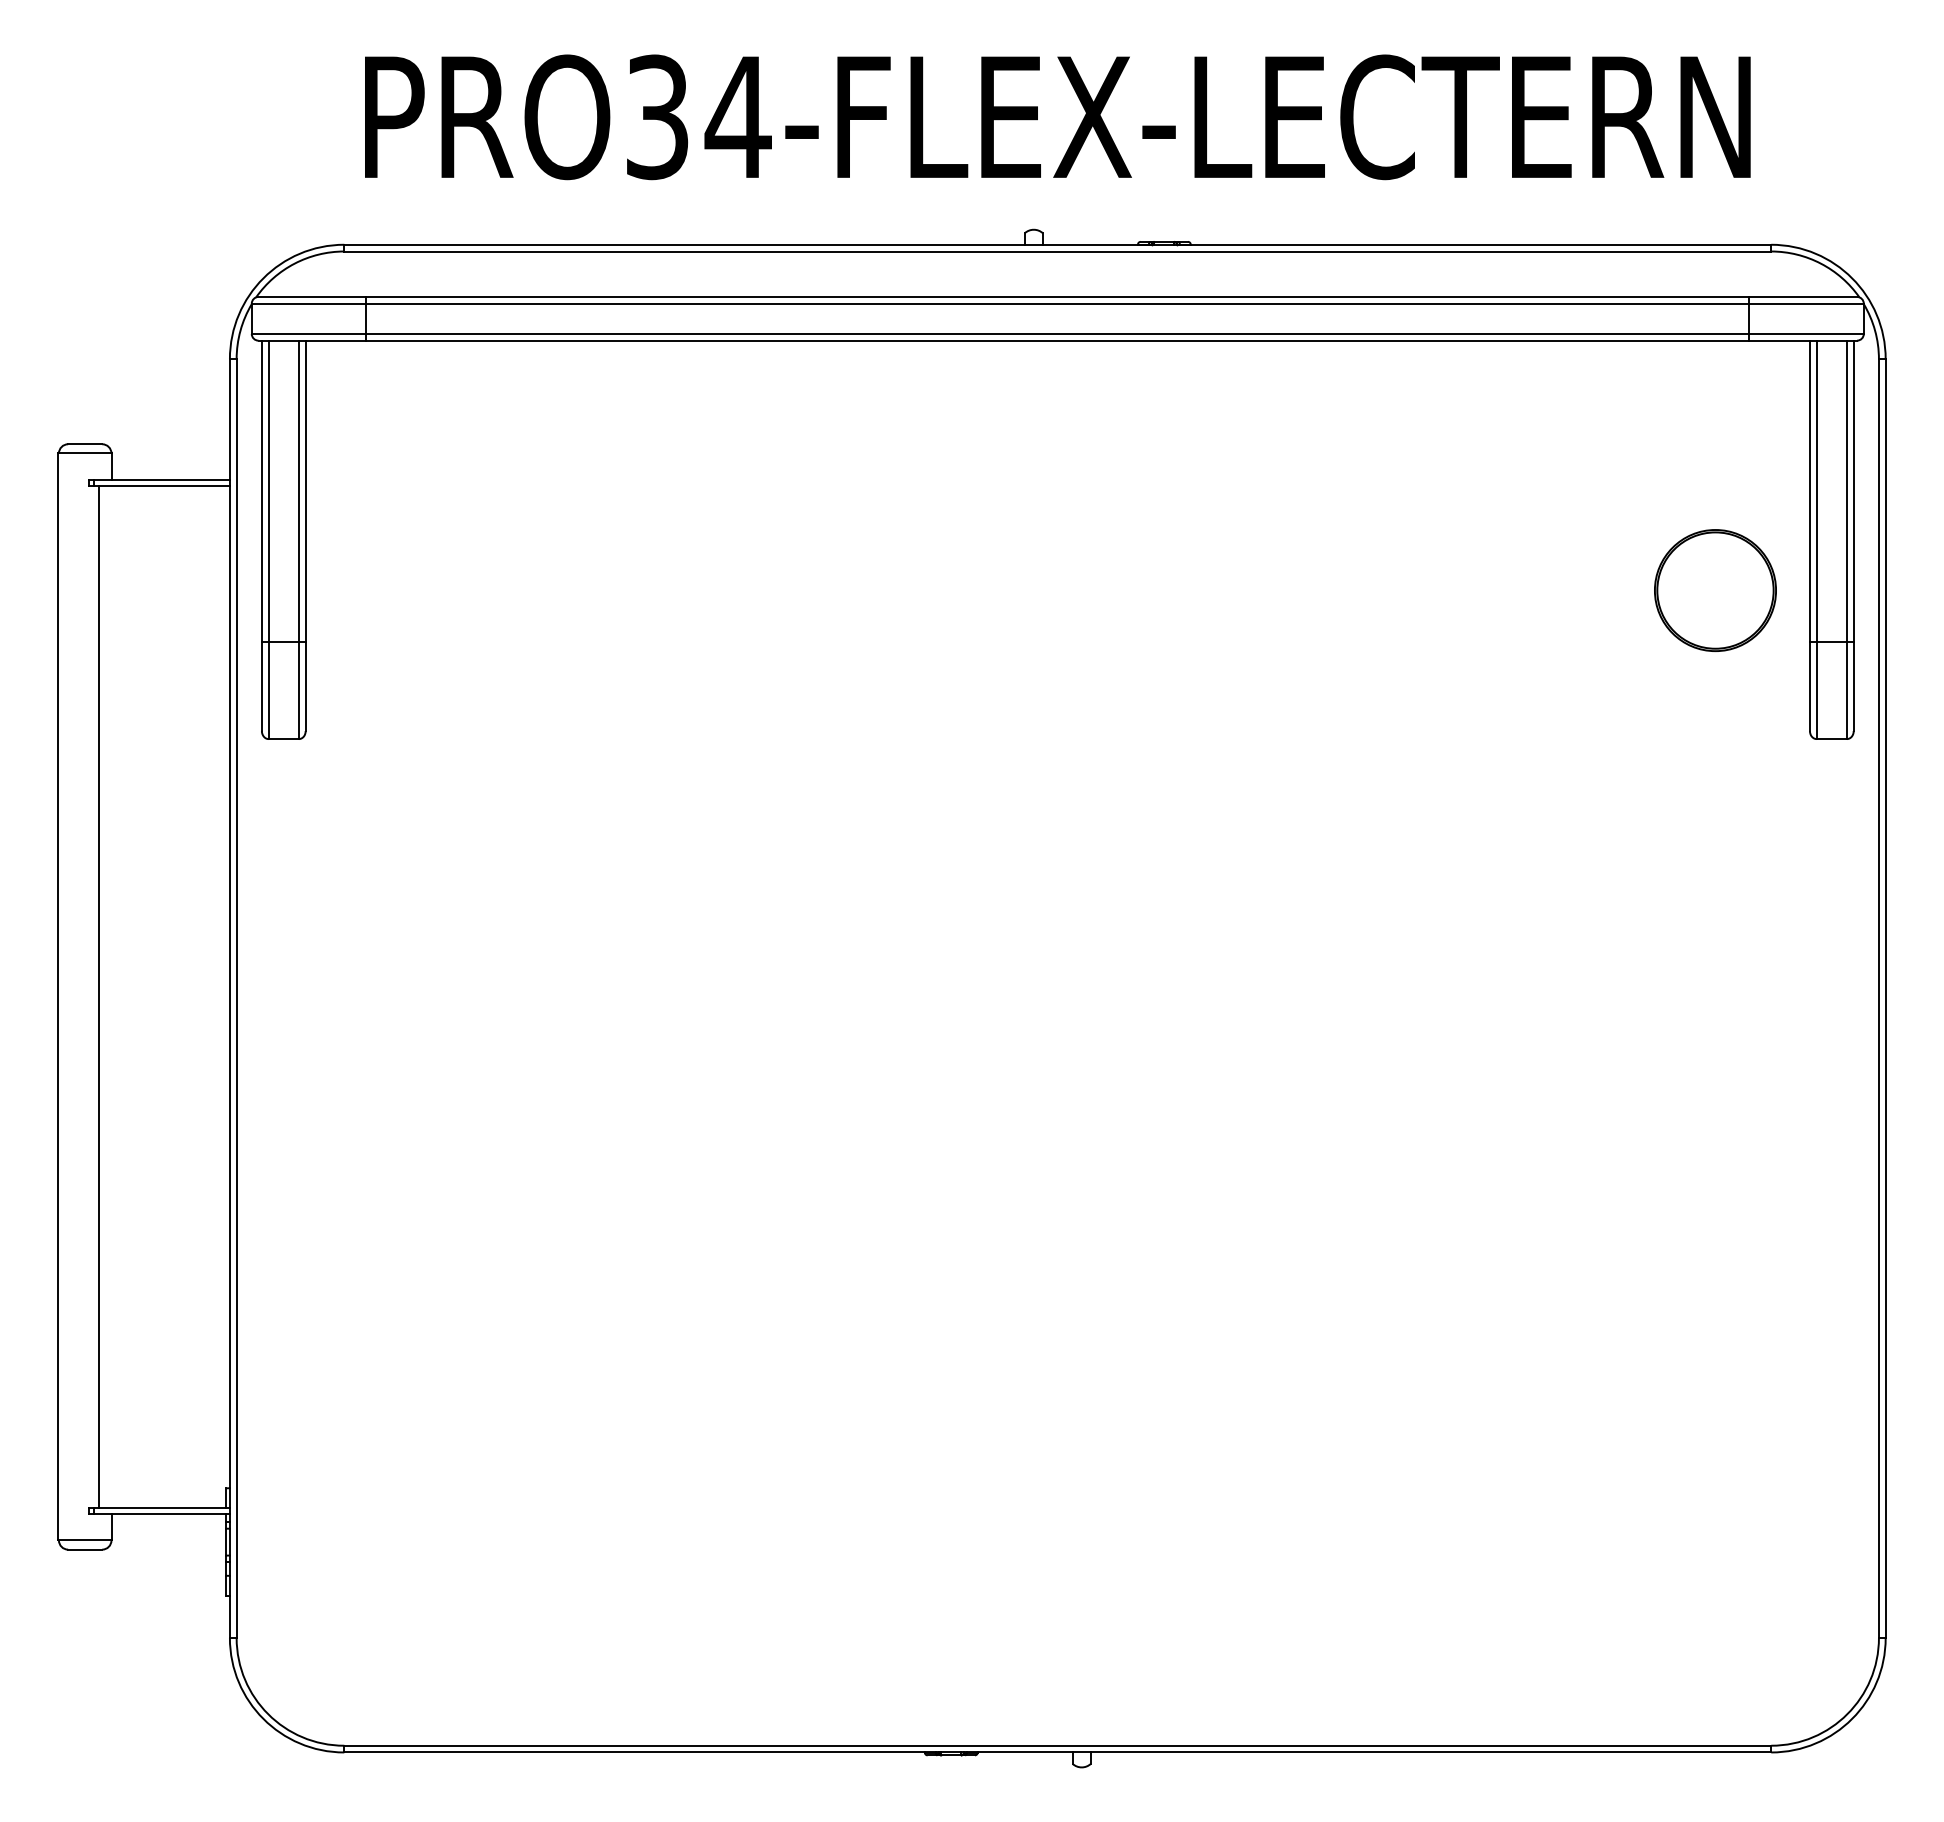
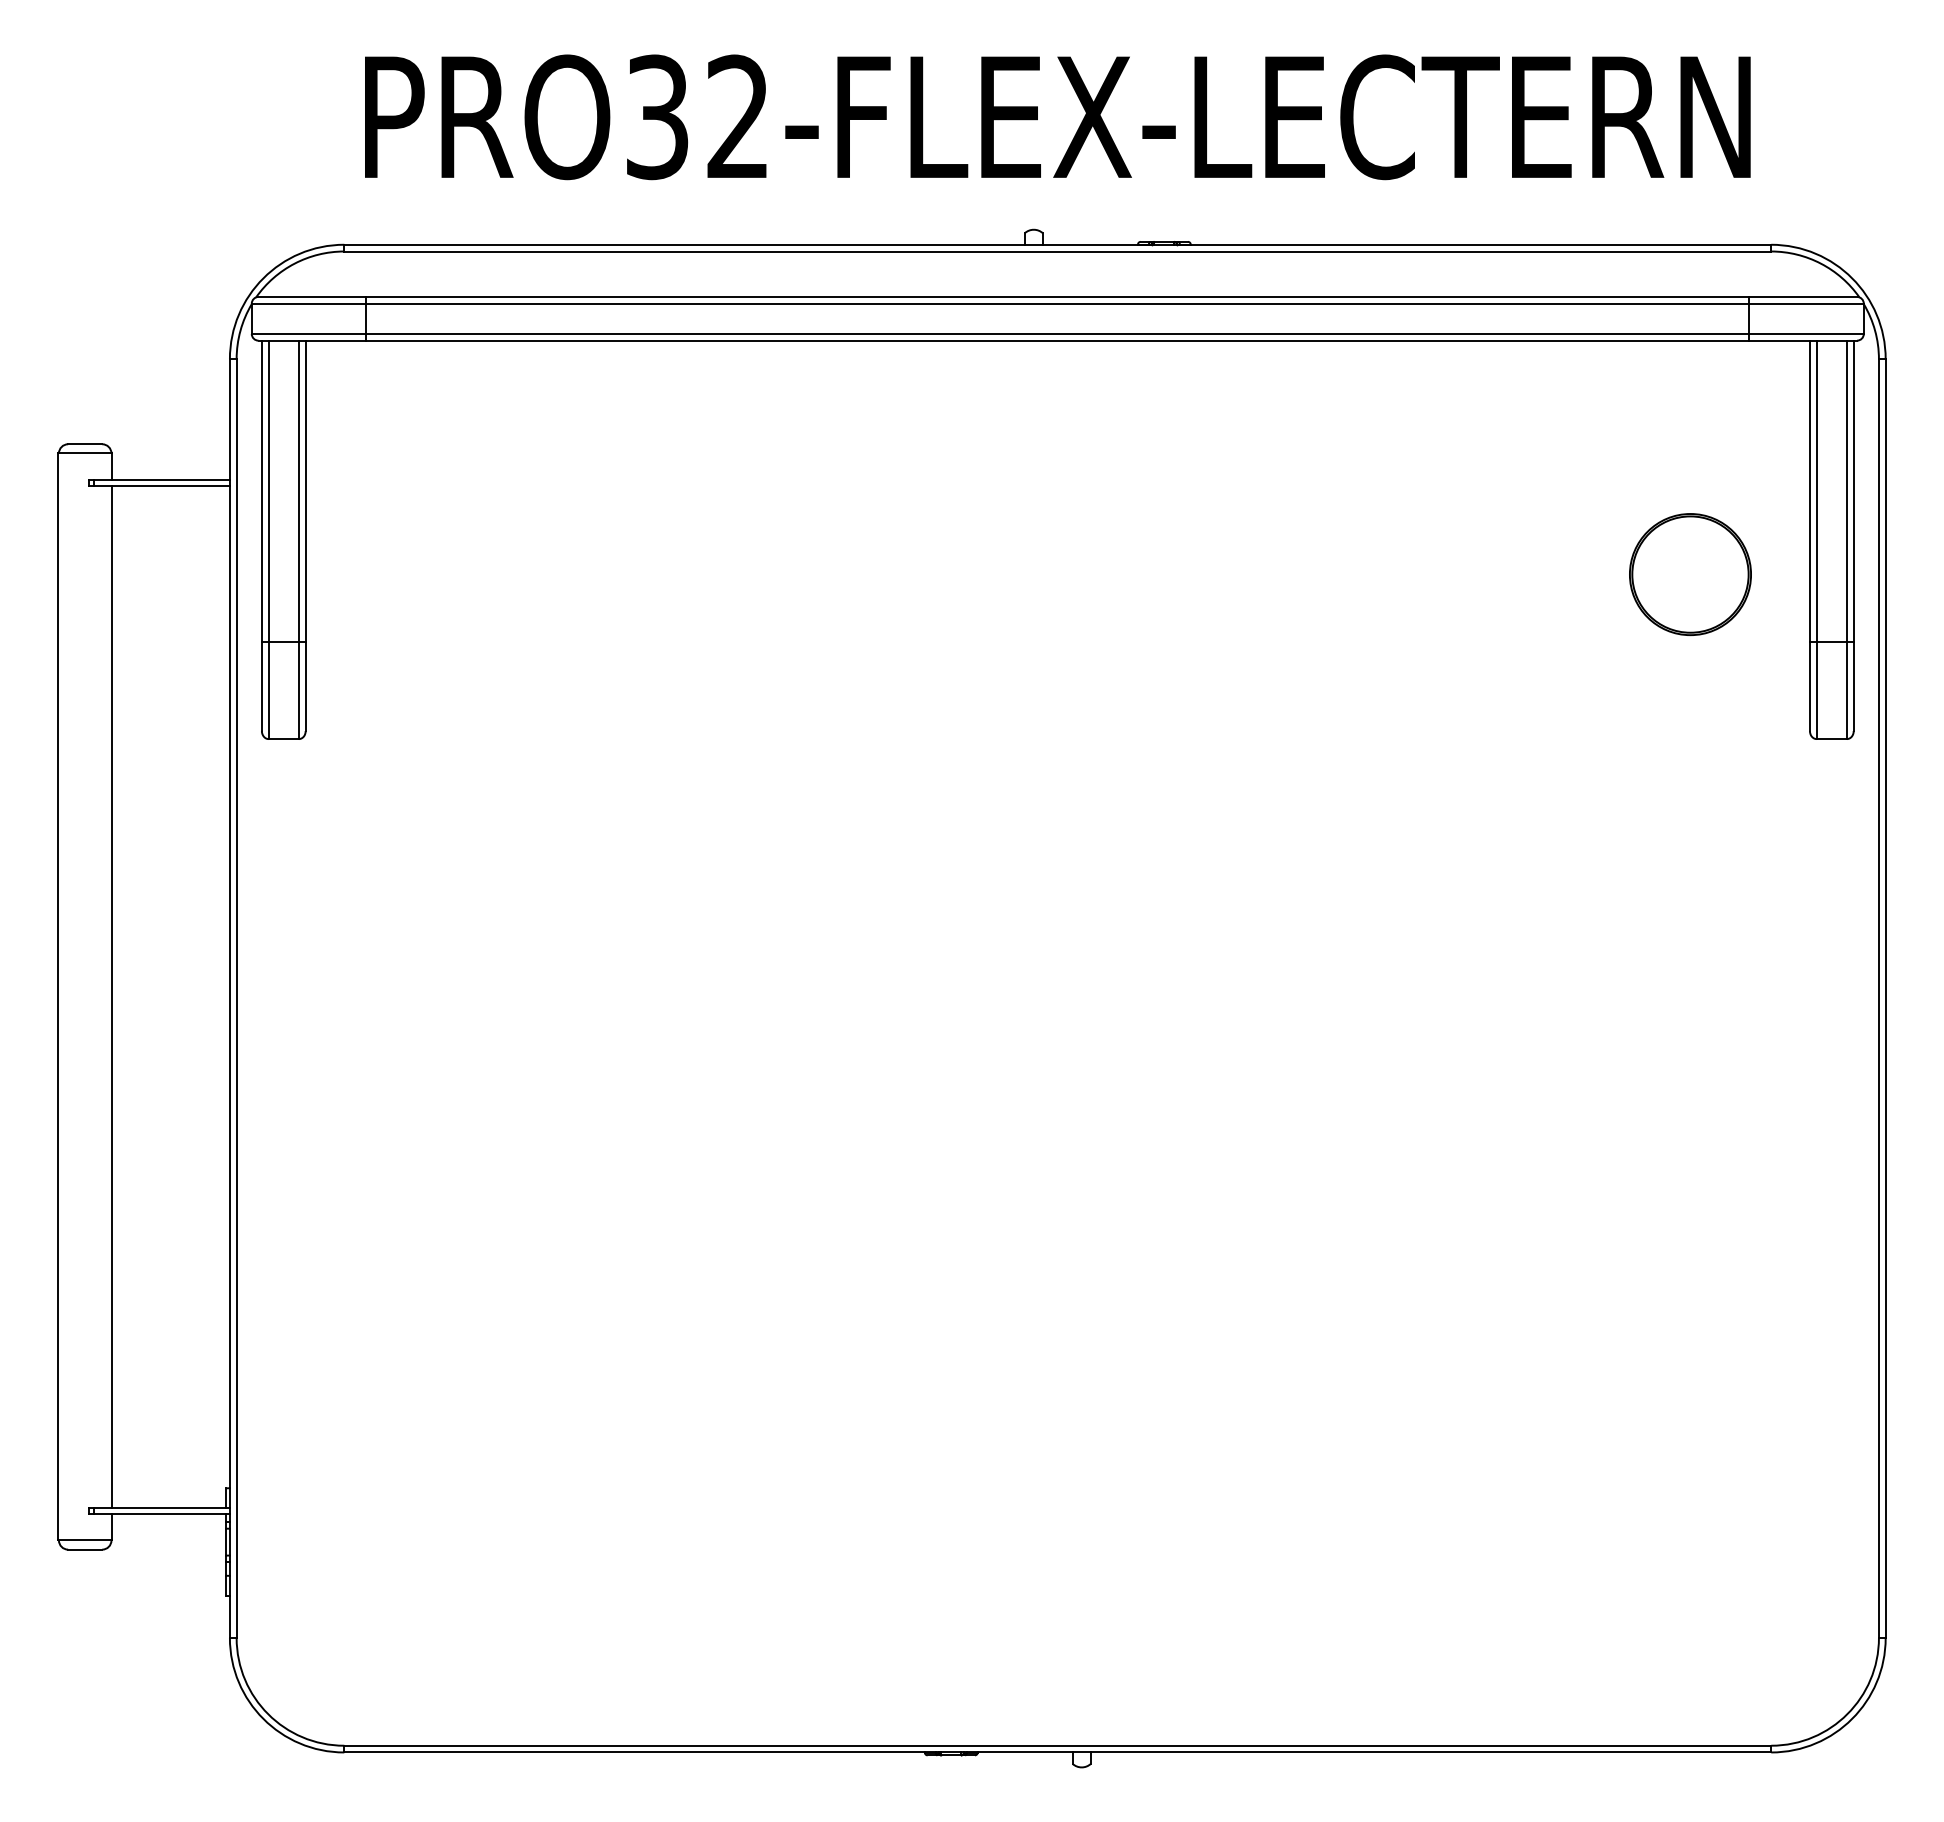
text: PRO34-FLEX-LECTERN -> PRO32-FLEX-LECTERN (737, 115)
part position: (1715, 590) -> (1690, 574) (1690, 574)
line position: (99, 996) -> (112, 996) (112, 996)
